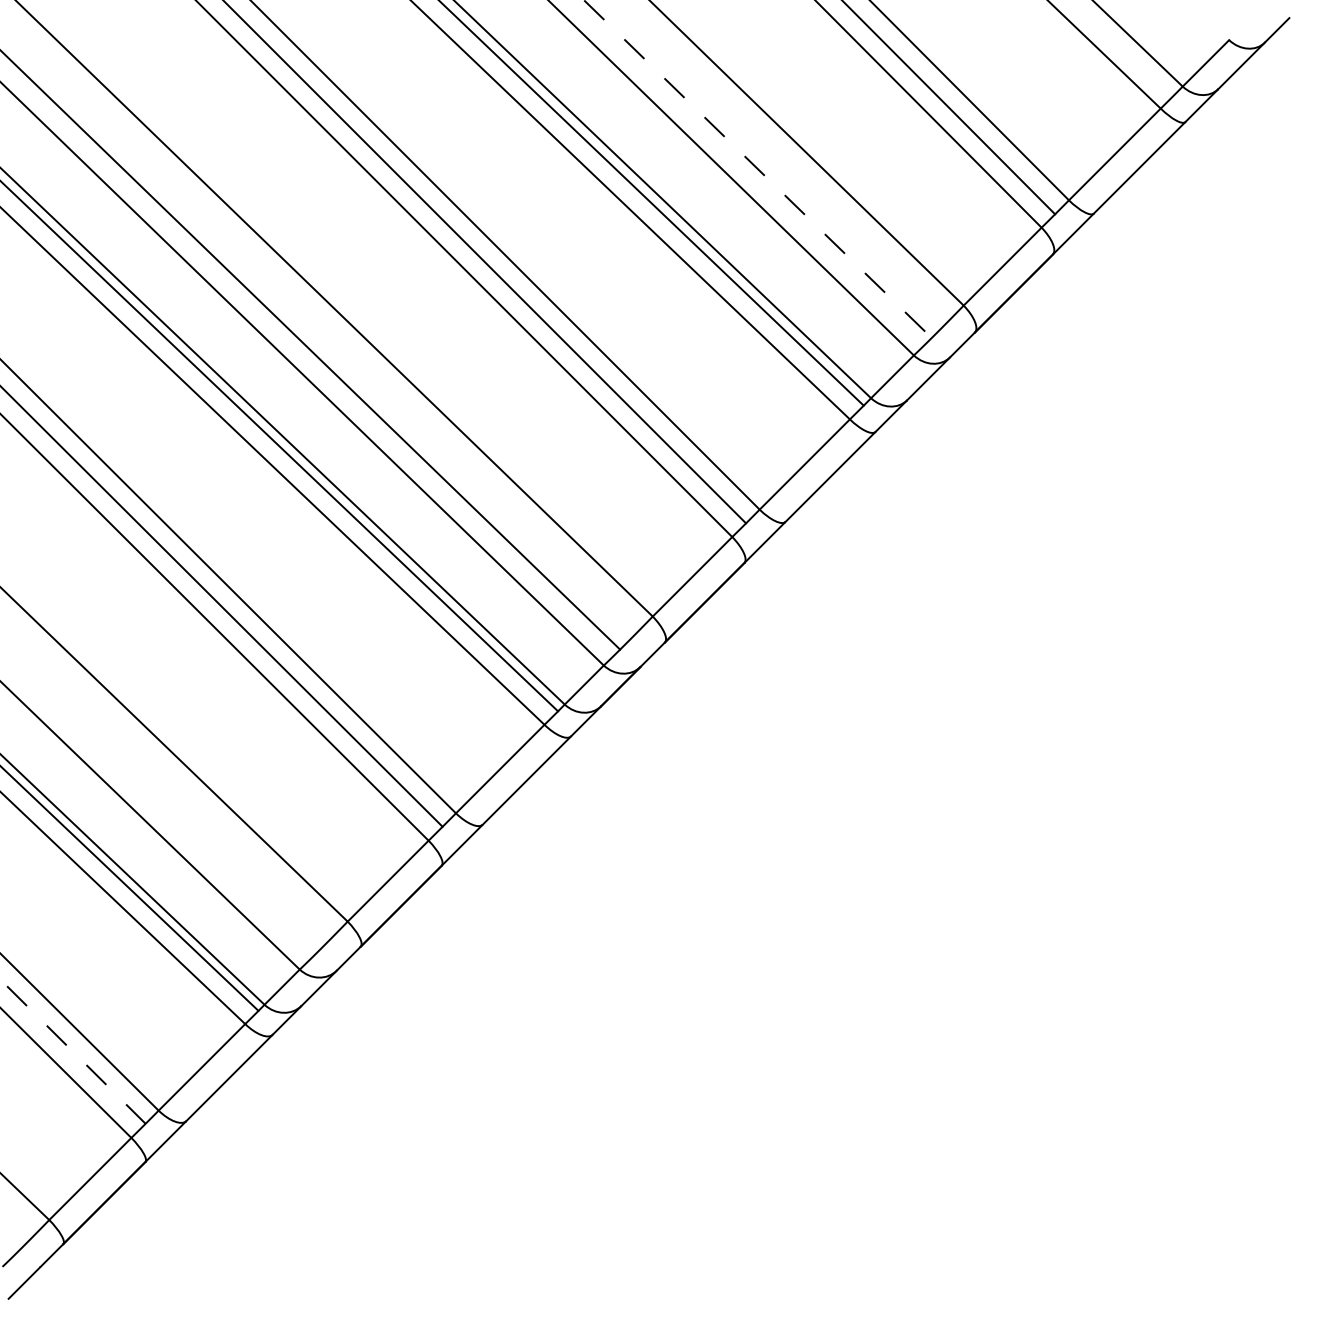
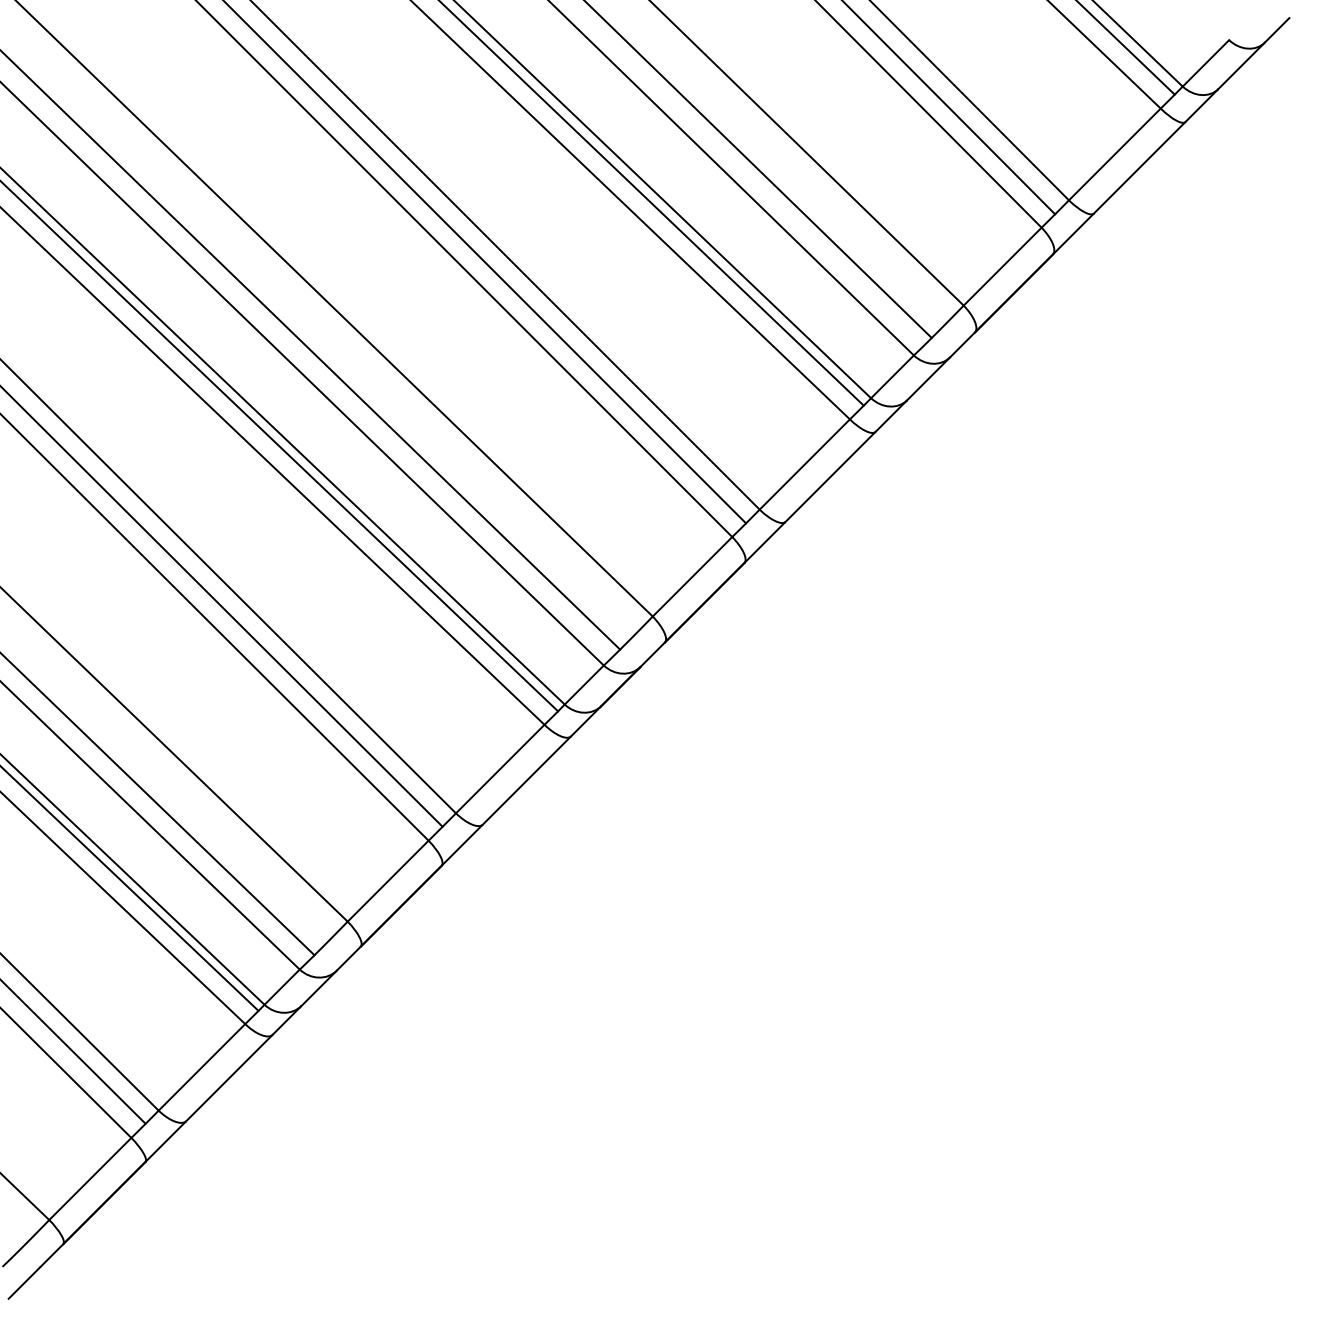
line: none -> present (1125, 48)
line: dashed -> solid (758, 169)
line: none -> present (158, 804)
line: dashed -> solid (73, 1051)
